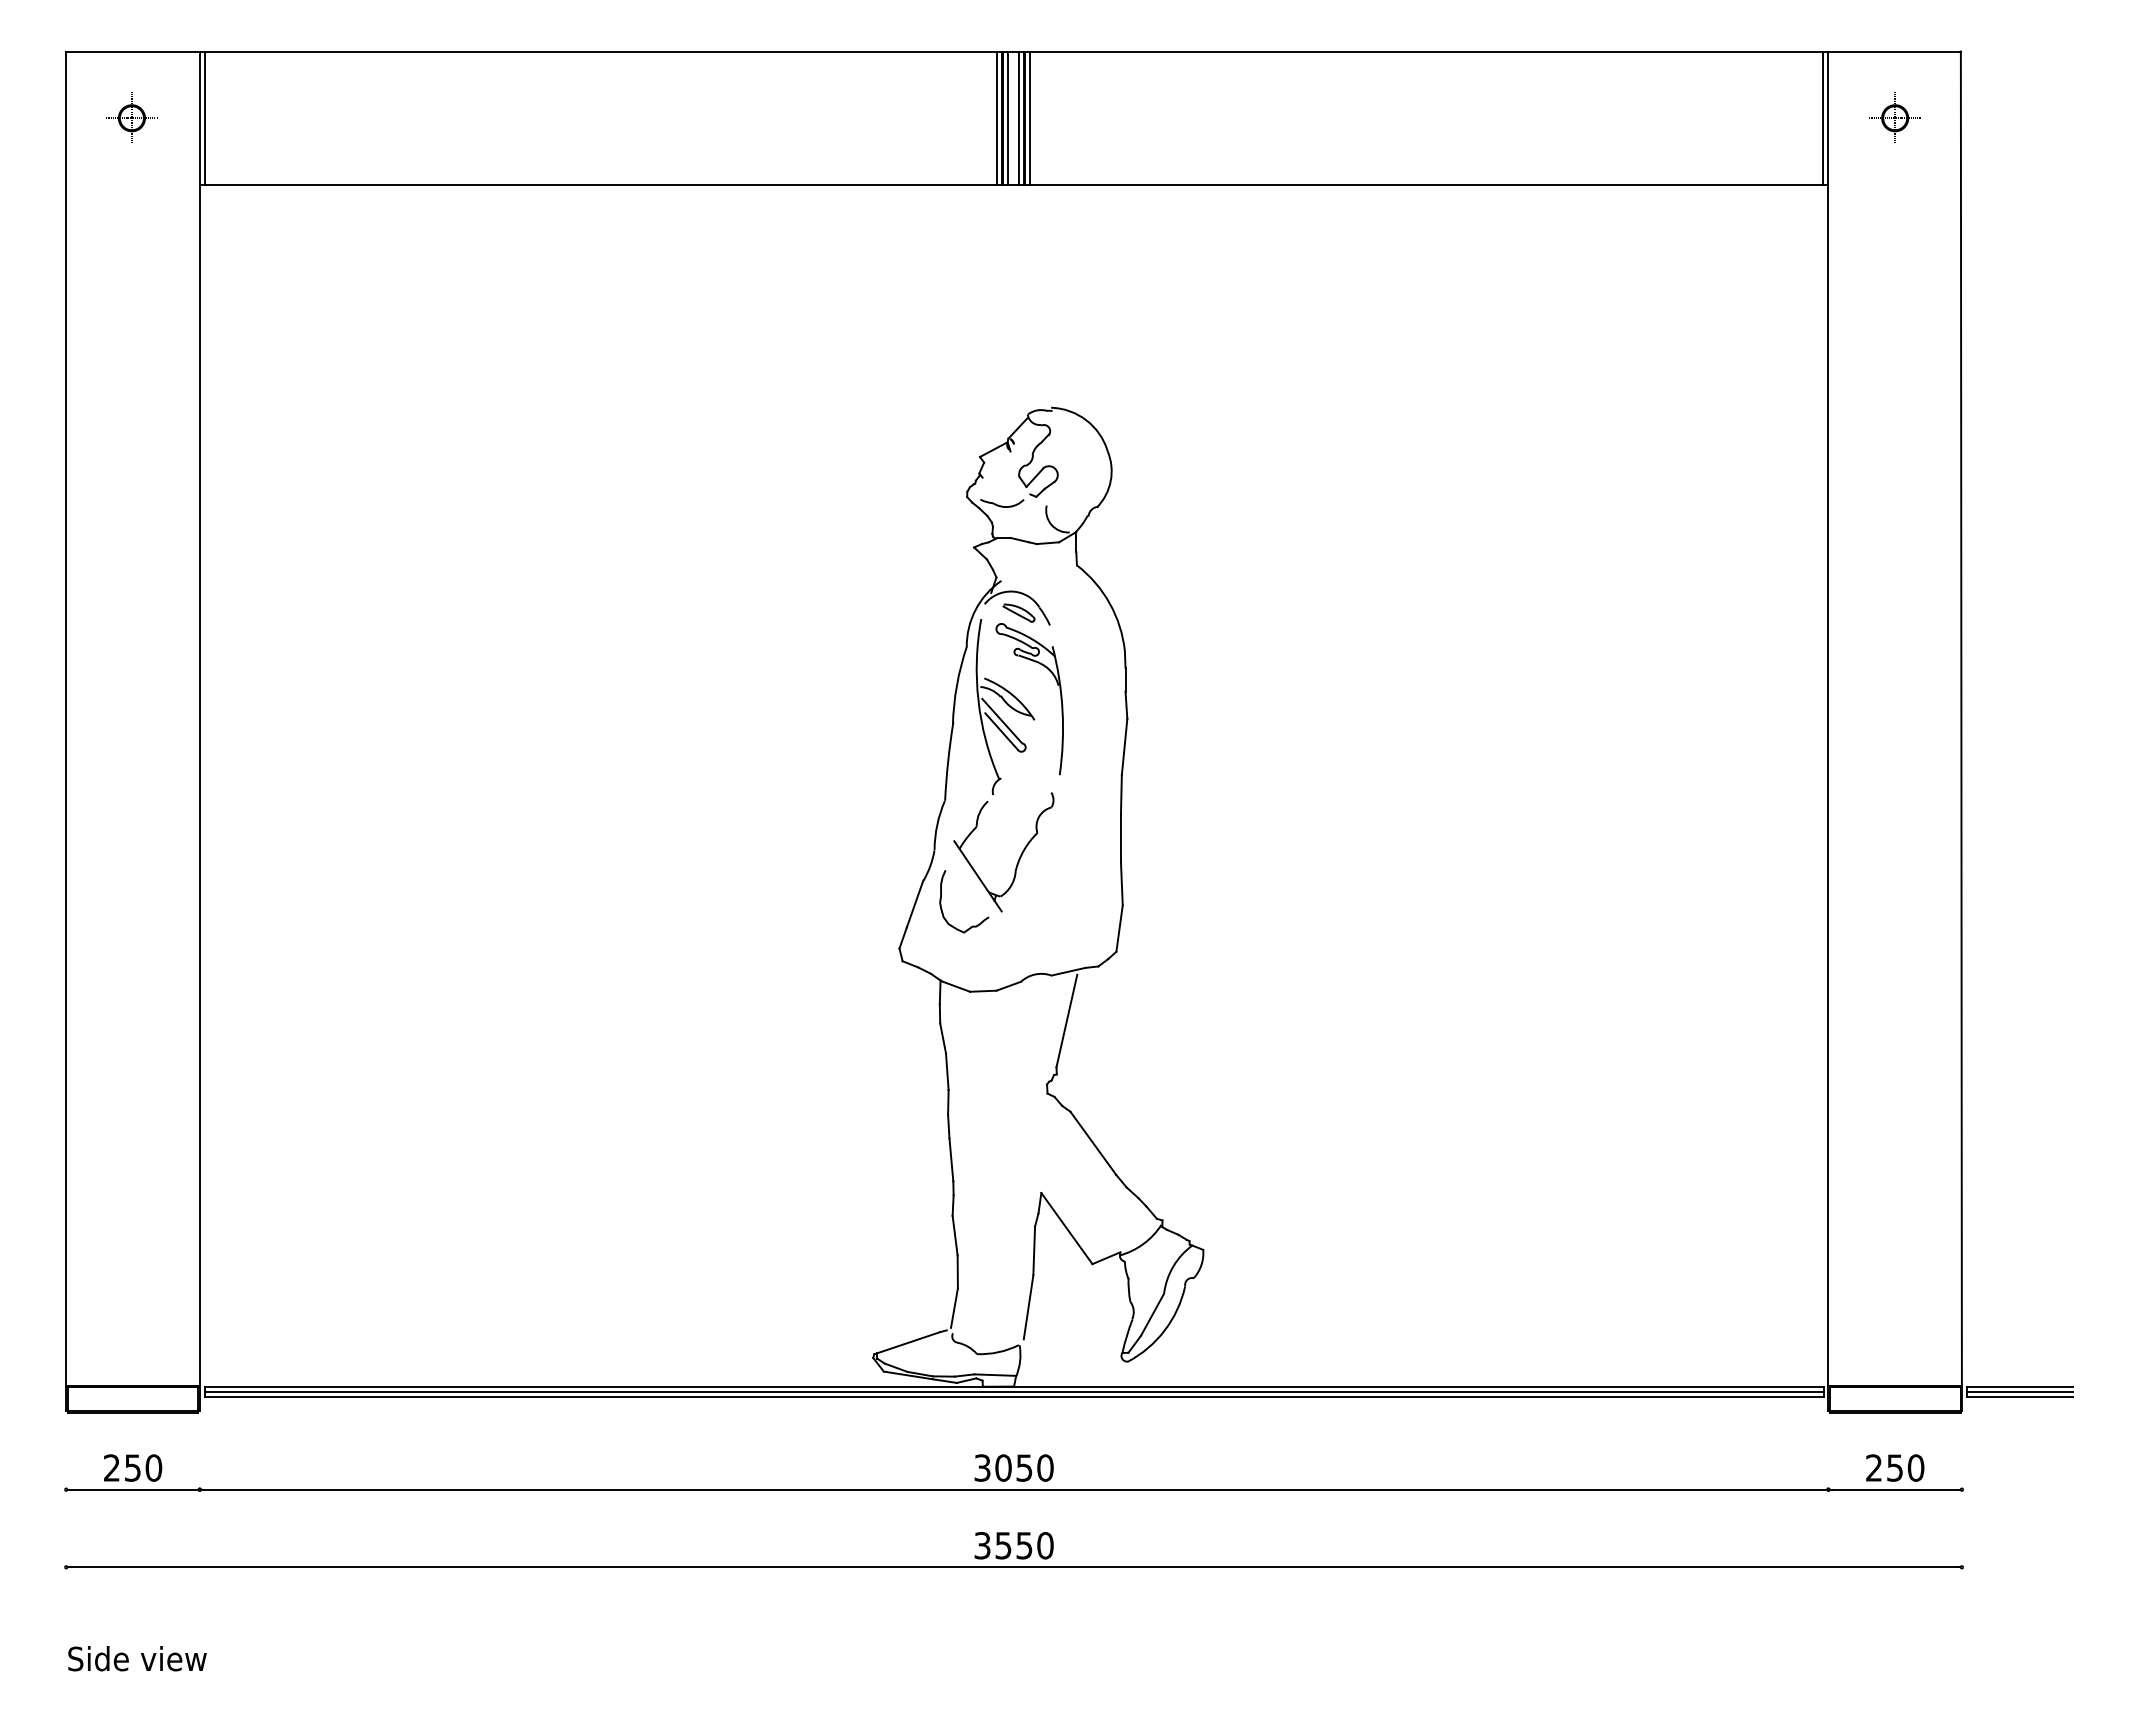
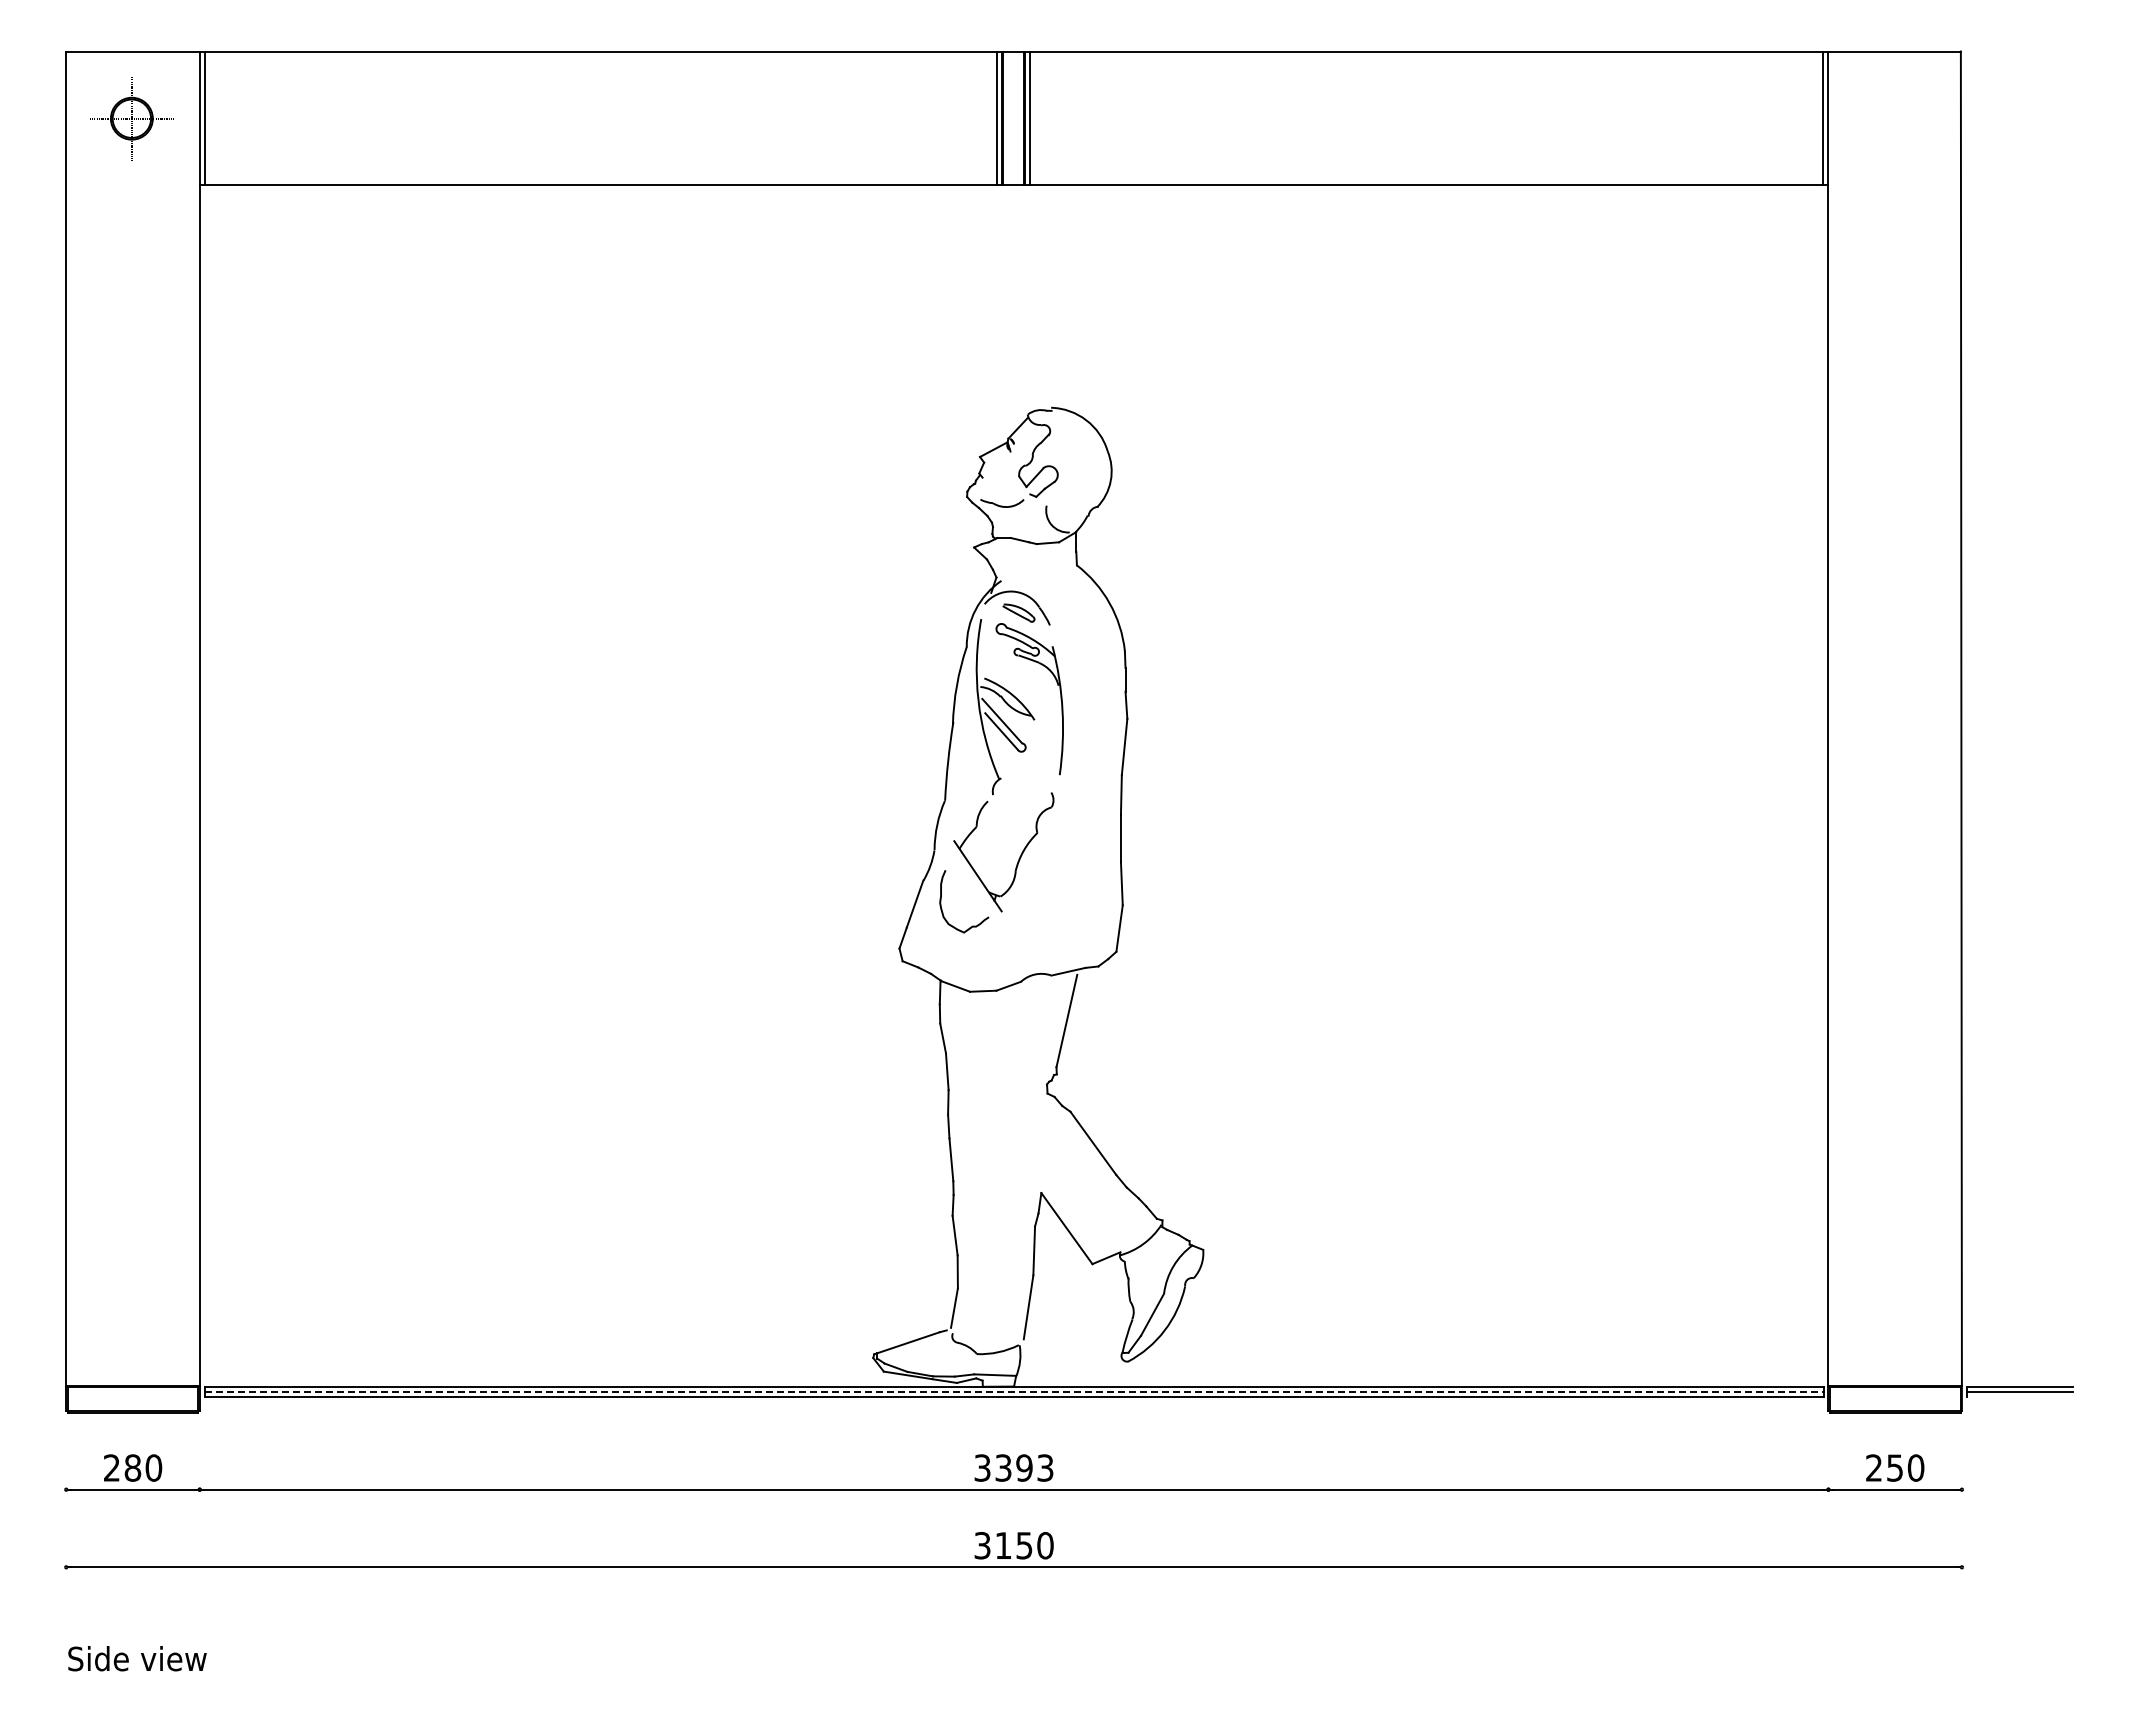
part size: 52x51 px -> 84x84 px (131, 118)
part: present -> none (1894, 117)
line: present -> none (1008, 118)
line: present -> none (1018, 118)
line: solid -> dashed (1014, 1391)
line: present -> none (2019, 1397)
text: 250 -> 280 (132, 1467)
text: 3050 -> 3393 (1024, 1467)
text: 3550 -> 3150 (1003, 1545)
